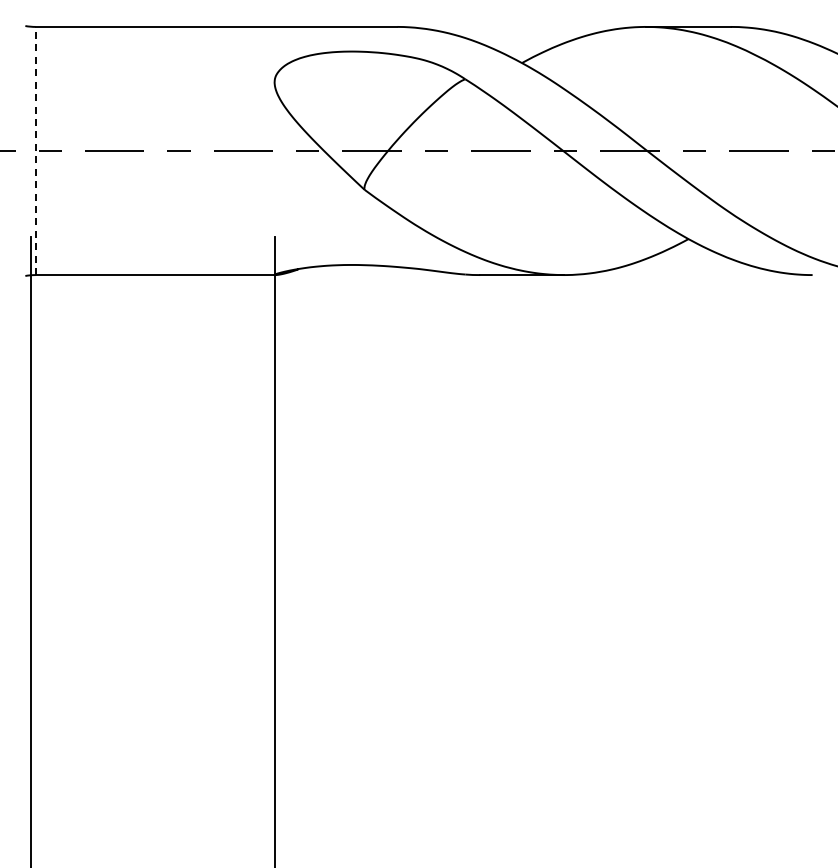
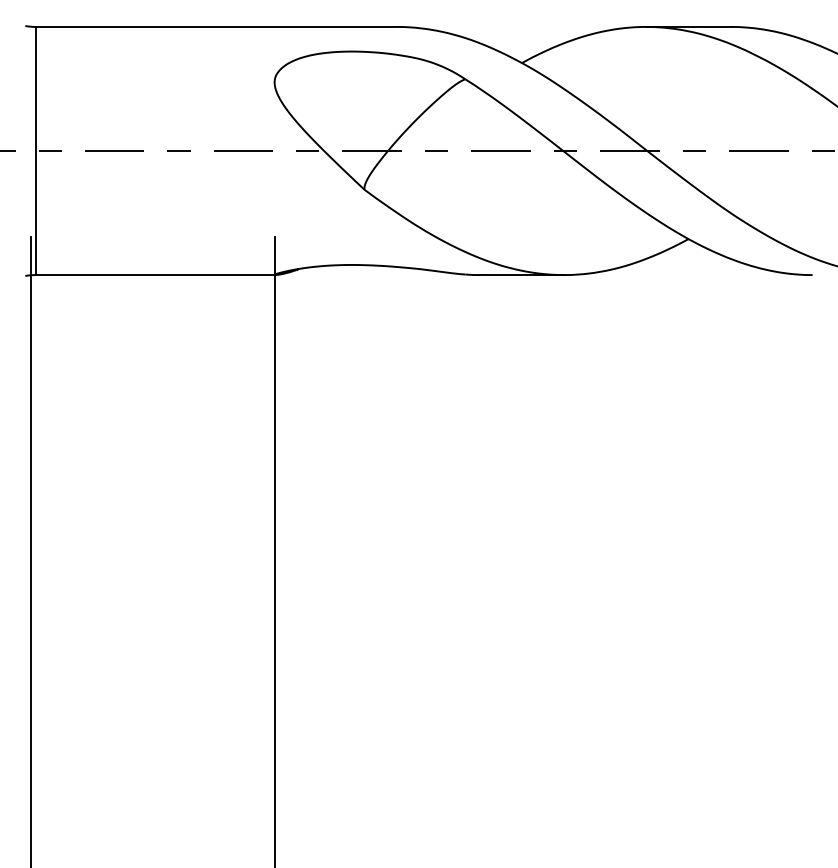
line: dashed -> solid (35, 150)
